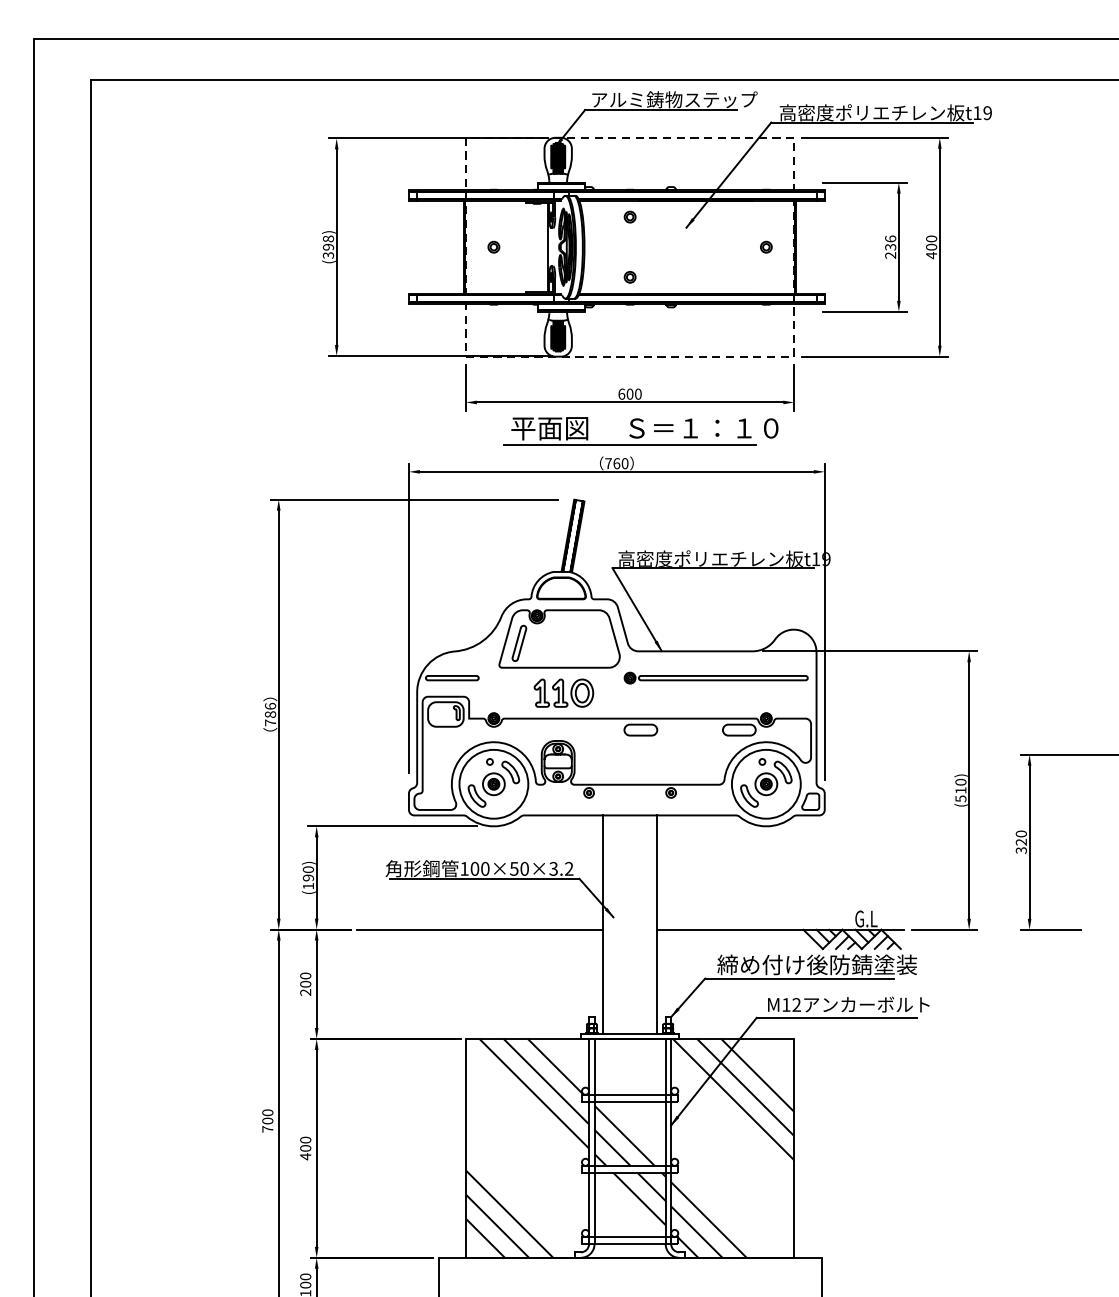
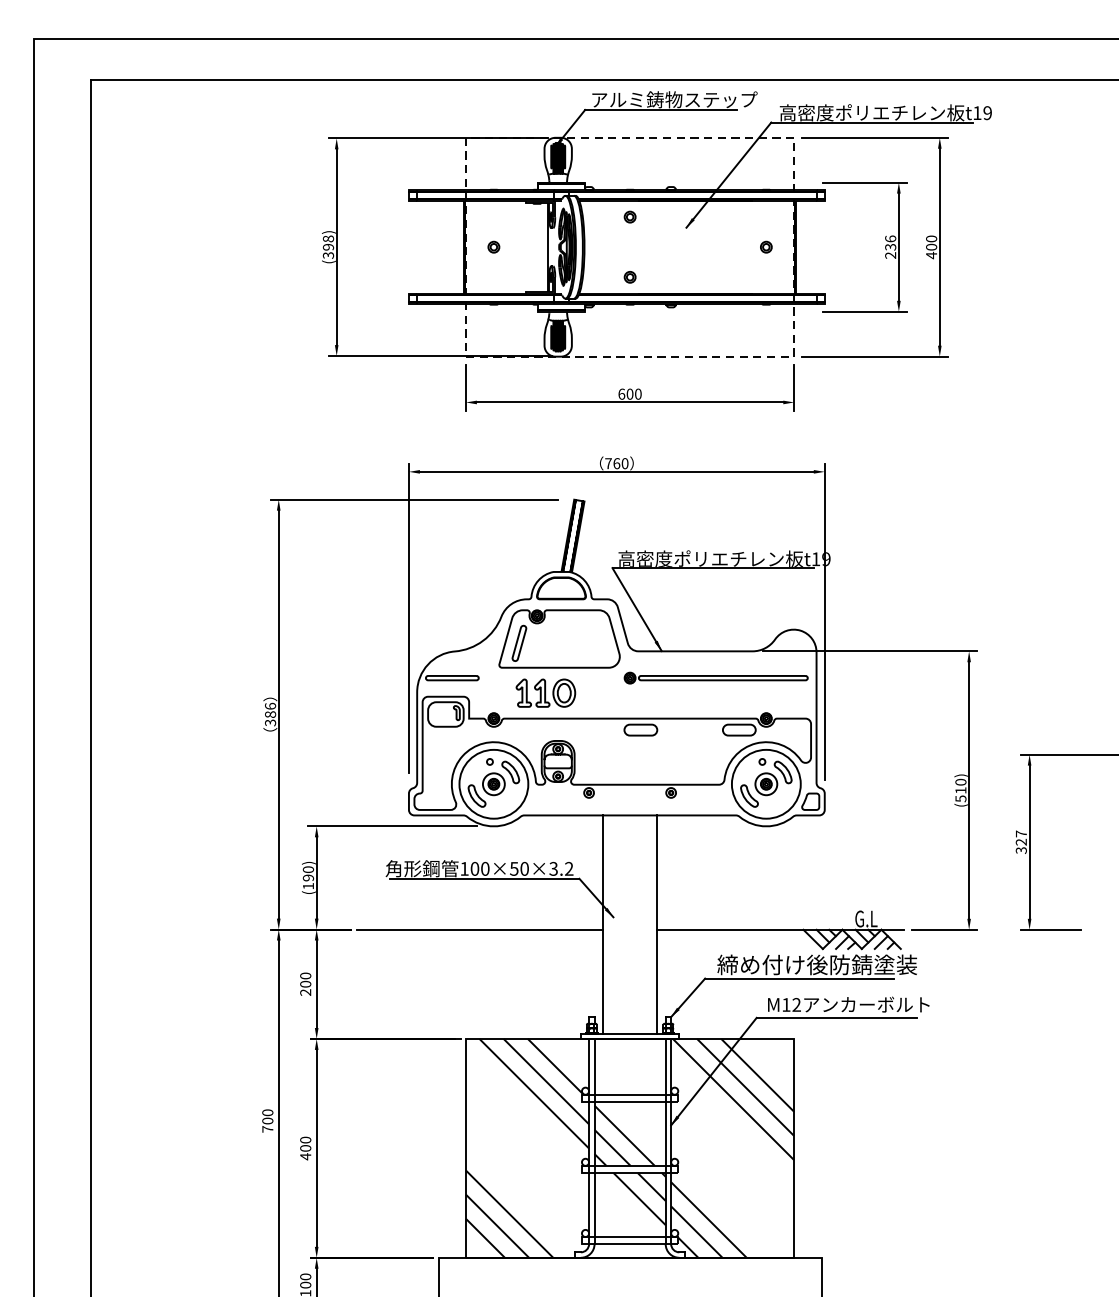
part: present -> none (640, 431)
part position: (563, 692) -> (545, 692) (545, 692)
text: 786 -> 386 (270, 722)
text: 320 -> 327 (1020, 833)
